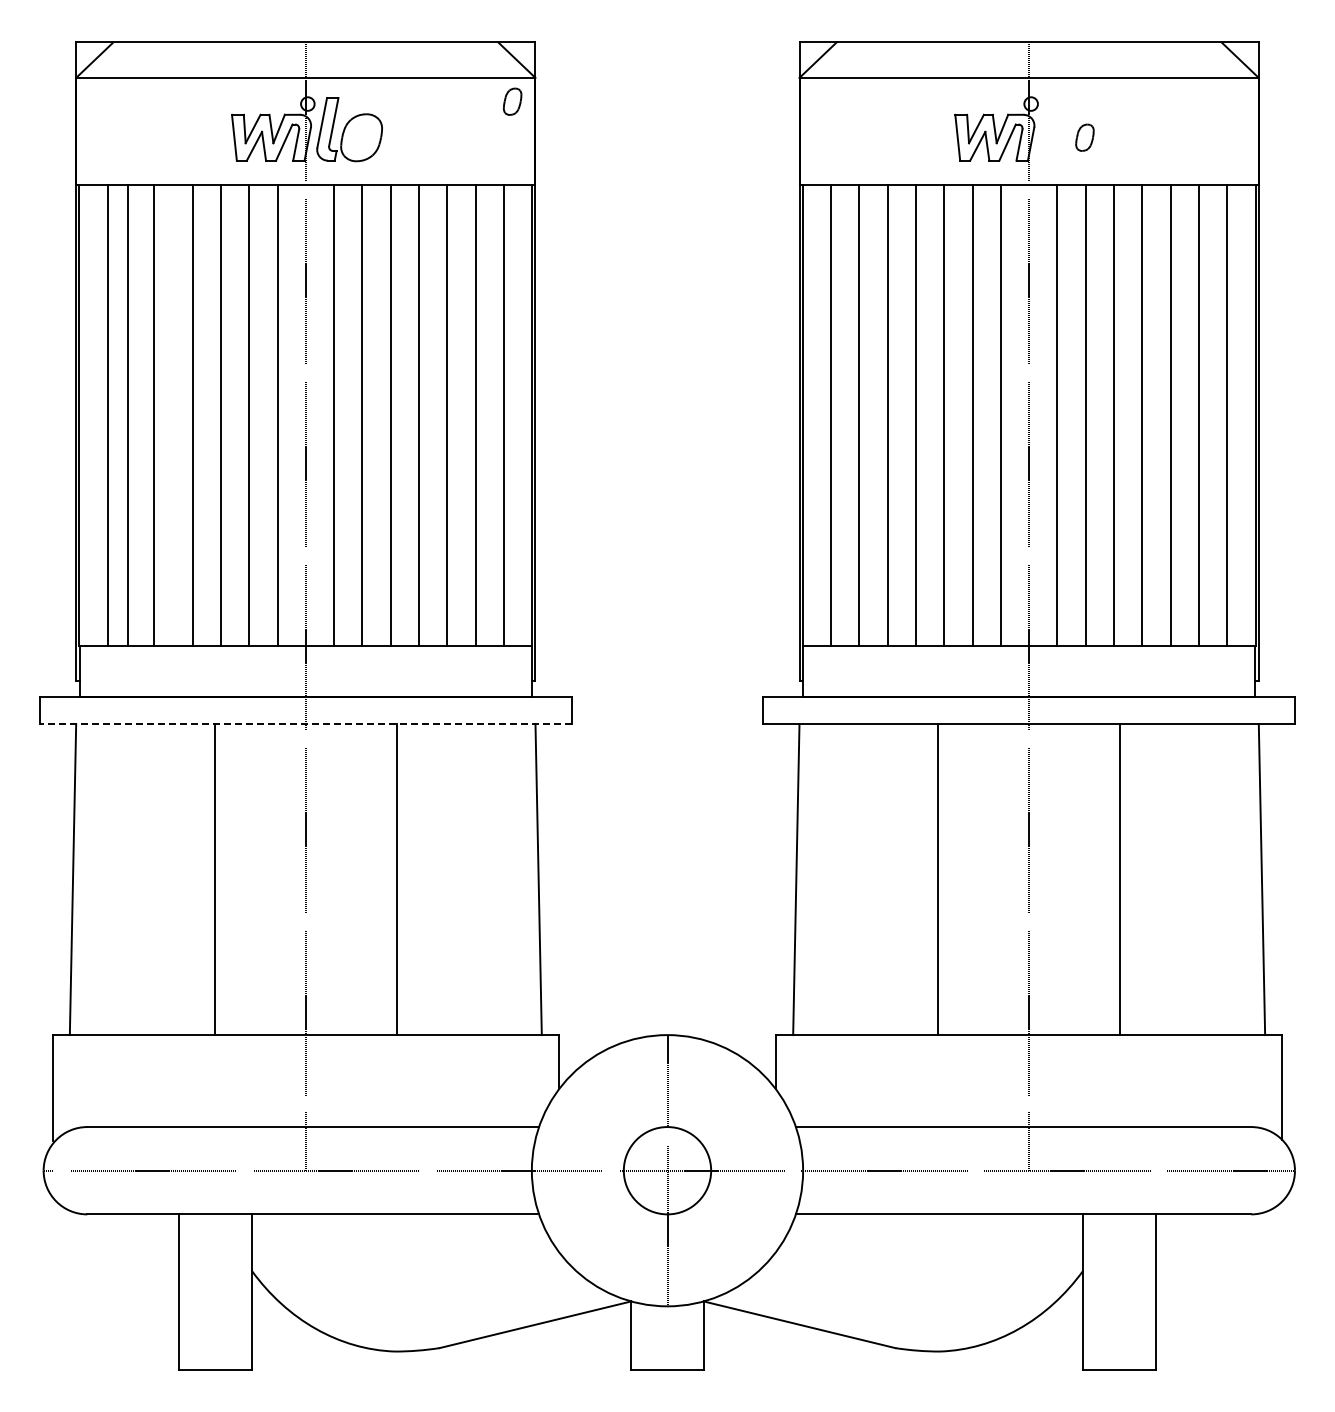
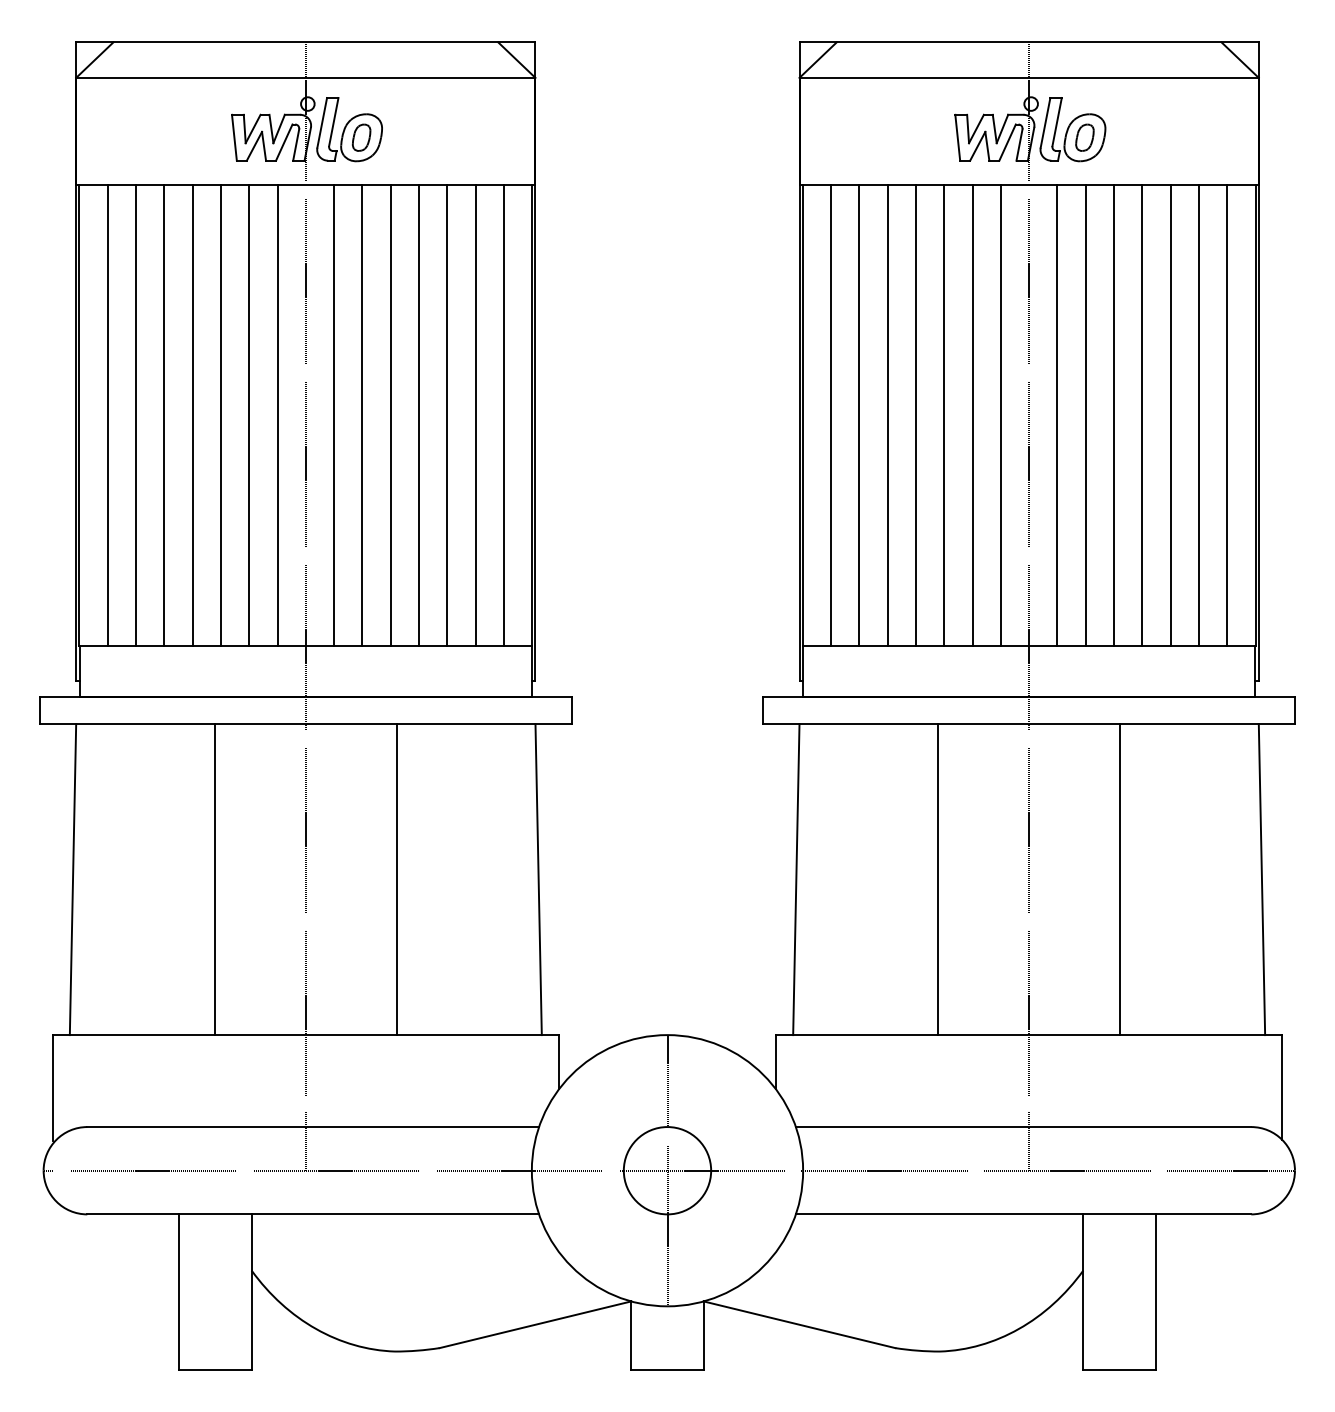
part position: (512, 101) -> (361, 137) (361, 137)
part: none -> present (1072, 129)
line position: (127, 415) -> (135, 415) (135, 415)
line position: (154, 415) -> (164, 415) (164, 415)
line: dashed -> solid (305, 724)
